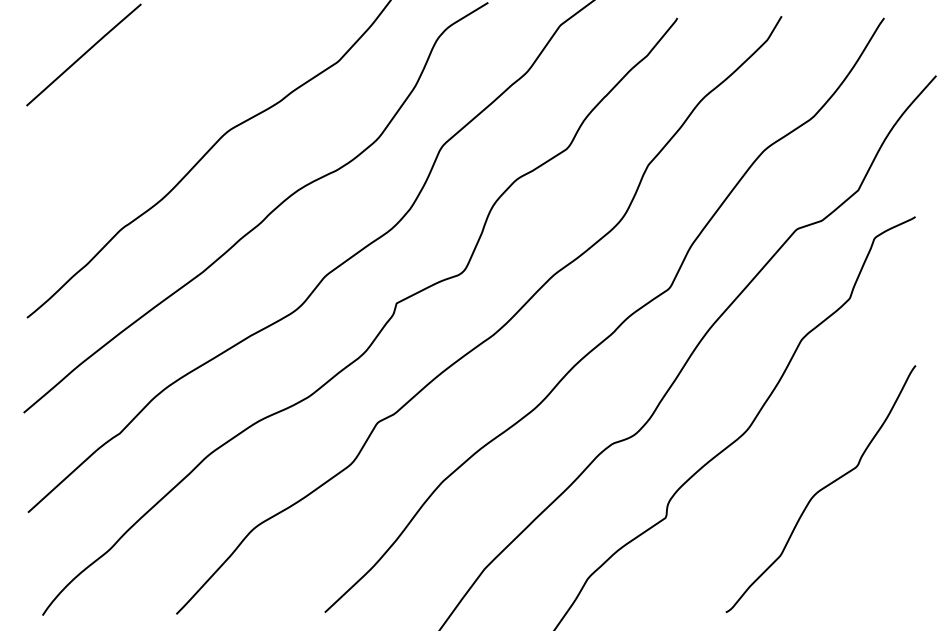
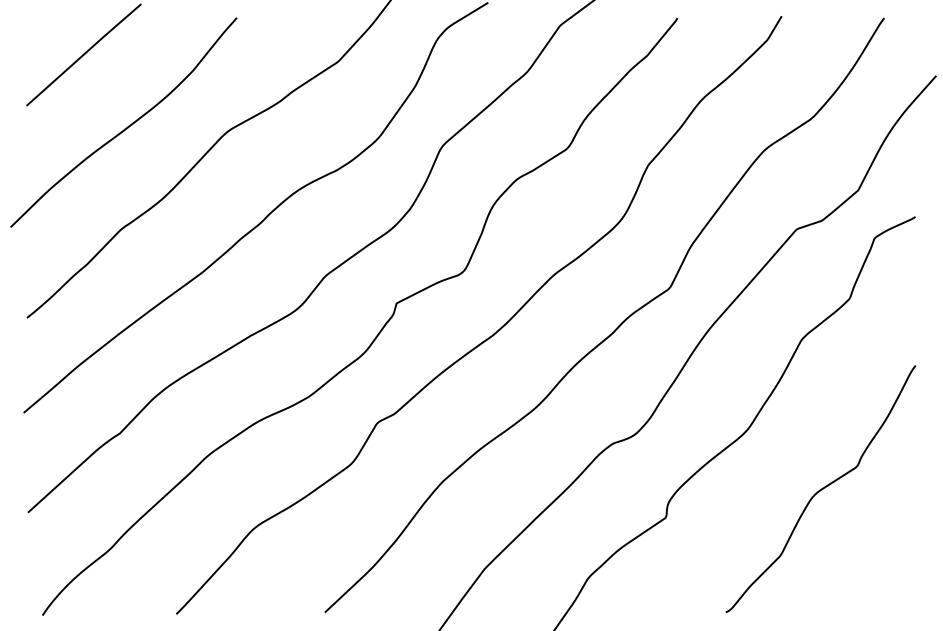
curve: none -> present (127, 126)
